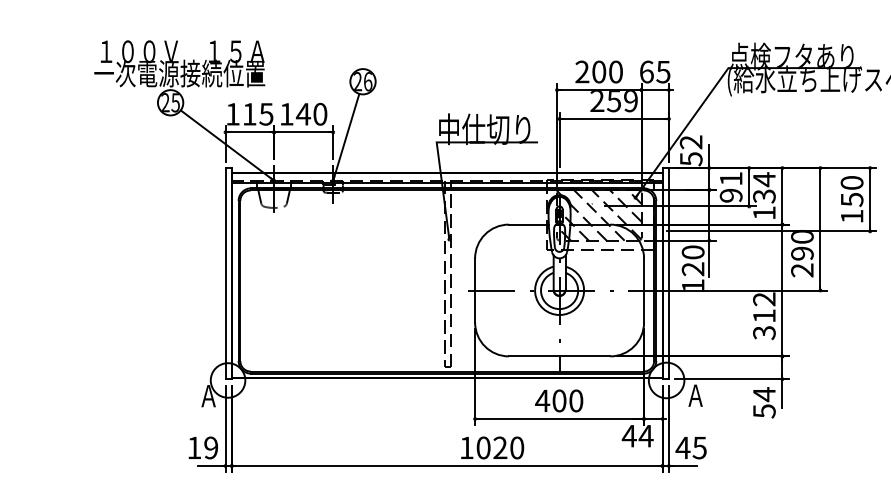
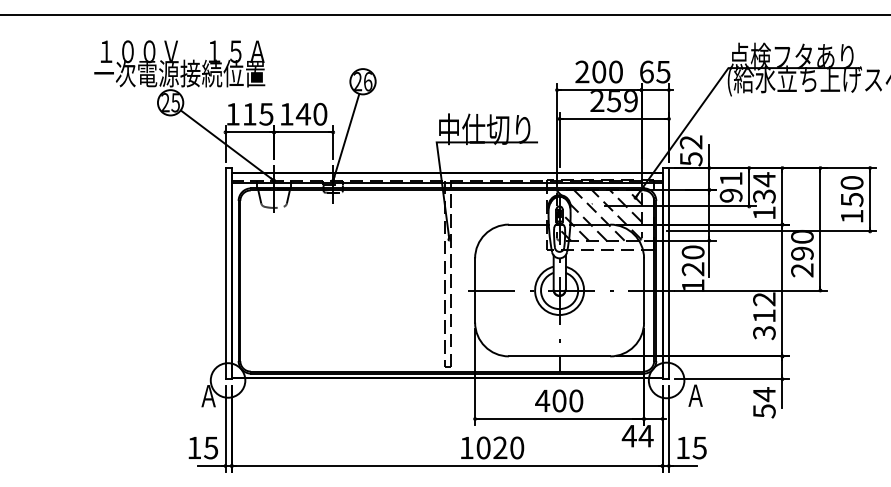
line: none -> present (444, 14)
text: 19 -> 15 (211, 447)
text: 45 -> 15 (682, 447)
